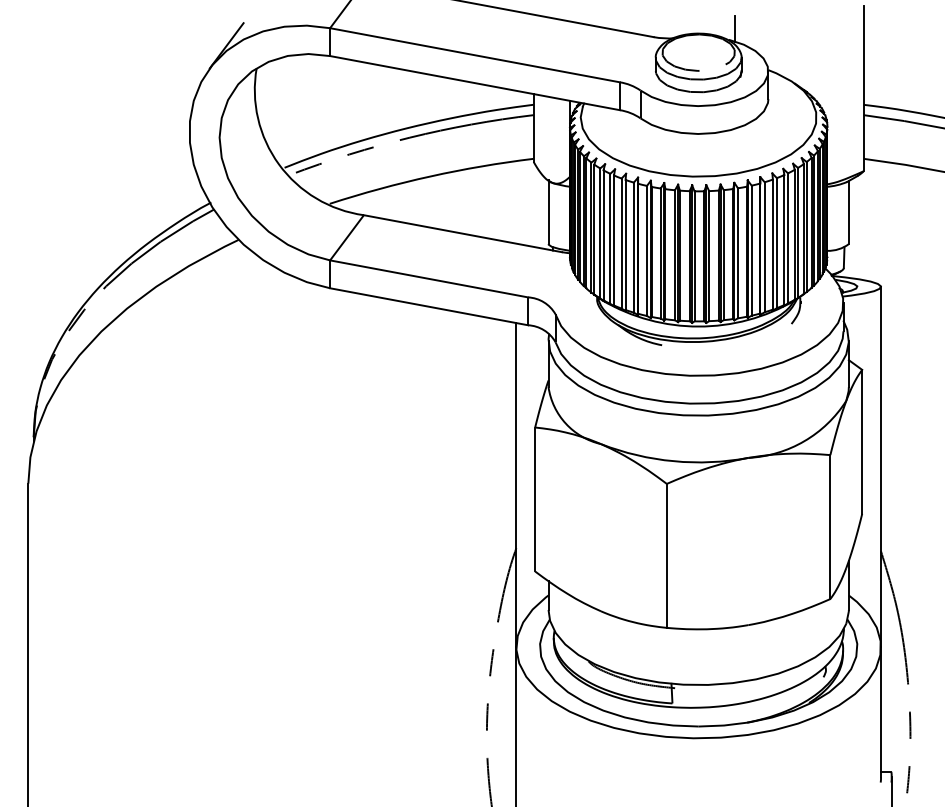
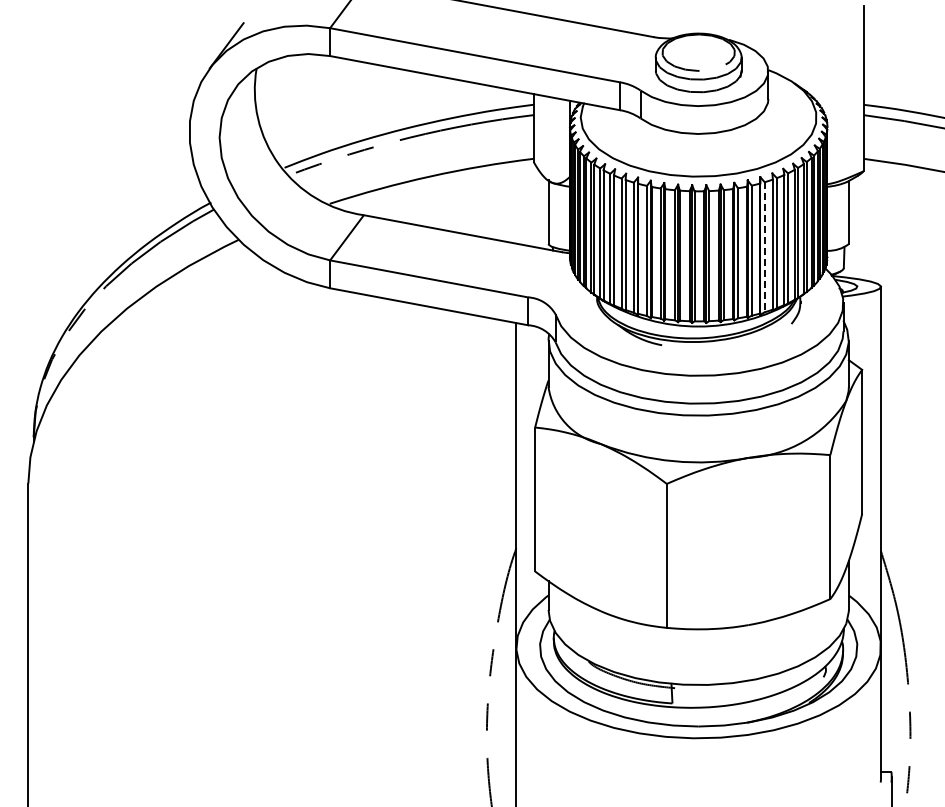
line: present -> none (735, 28)
line: solid -> dashed (764, 247)
